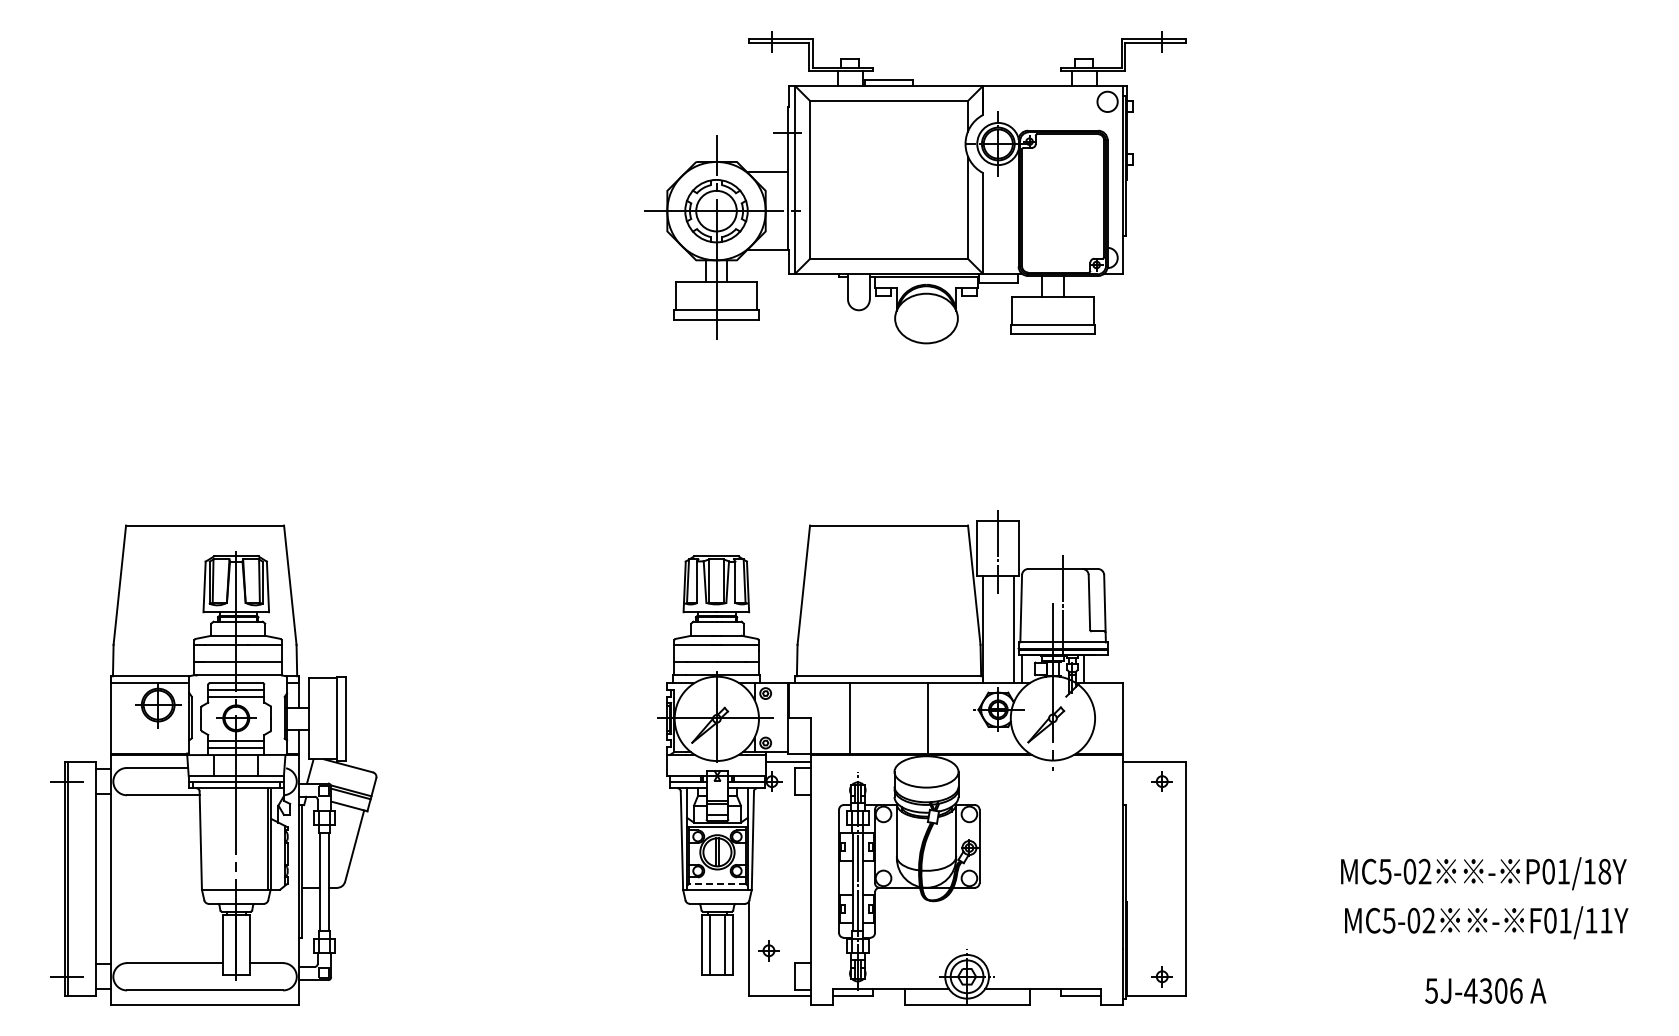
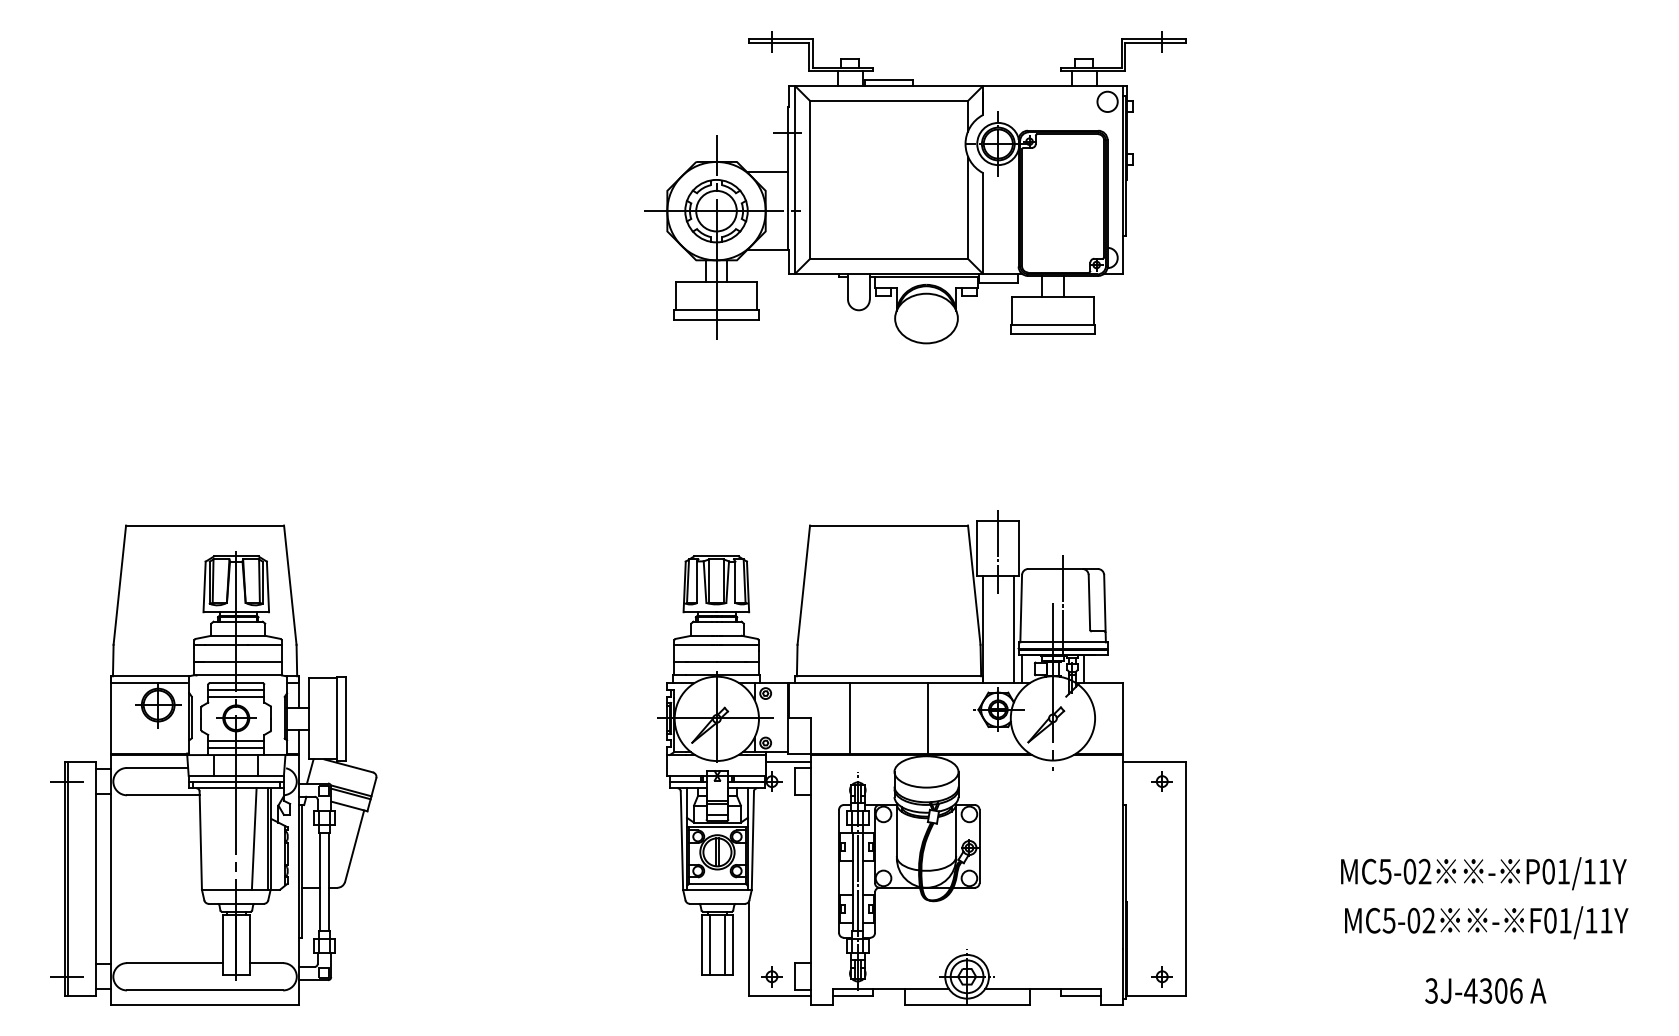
line: none -> present (253, 838)
text: P01/18Y -> P01/11Y (1604, 871)
line: dashed -> solid (716, 883)
part position: (768, 950) -> (771, 976) (771, 976)
text: 5J-4306 -> 3J-4306 (1431, 990)
